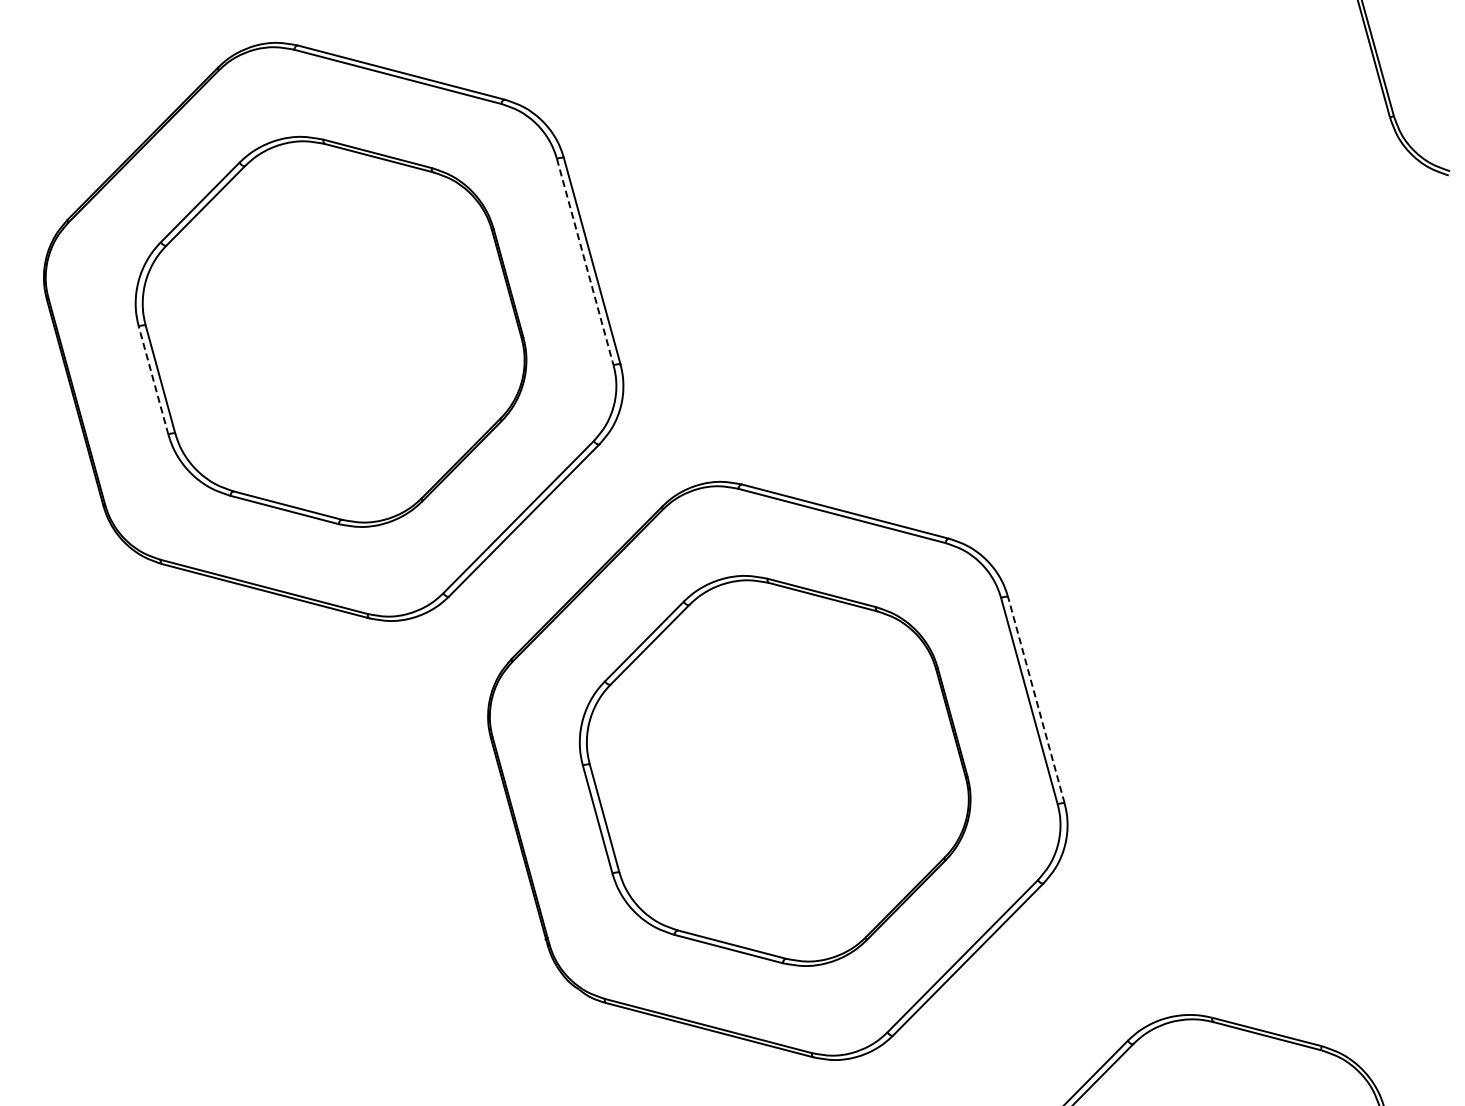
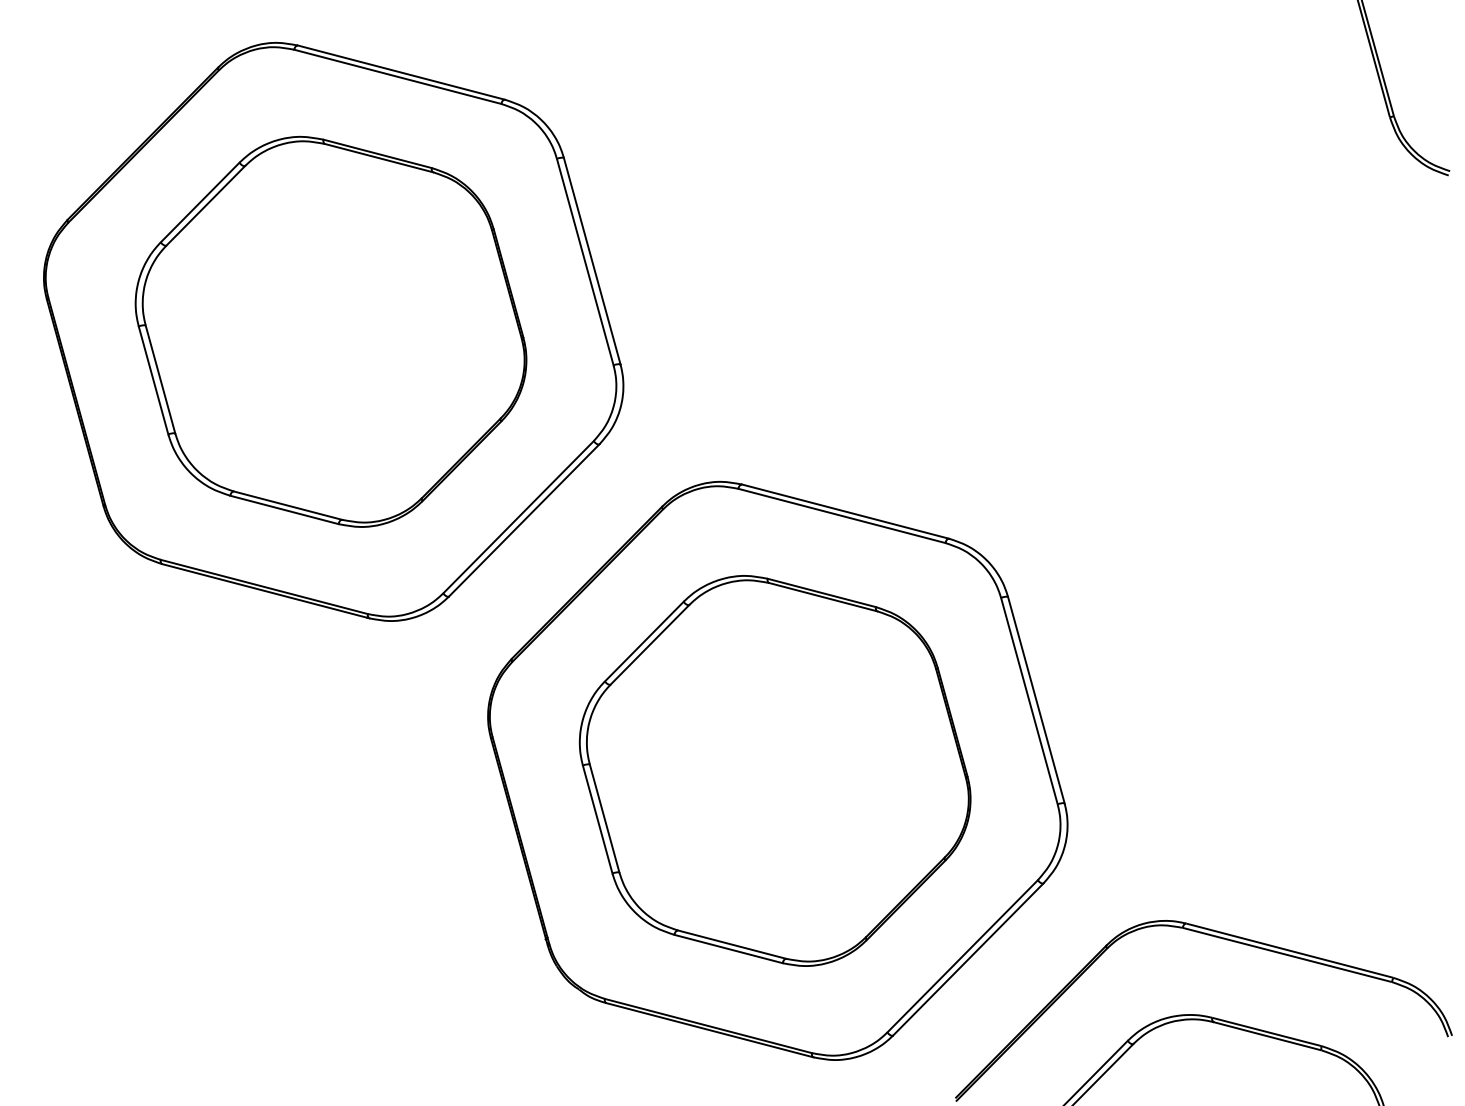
line: dashed -> solid (585, 262)
line: dashed -> solid (153, 380)
line: dashed -> solid (1036, 699)
part: none -> present (1222, 939)
